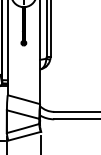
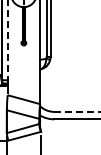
line: solid -> dashed (7, 48)
line: solid -> dashed (78, 111)
